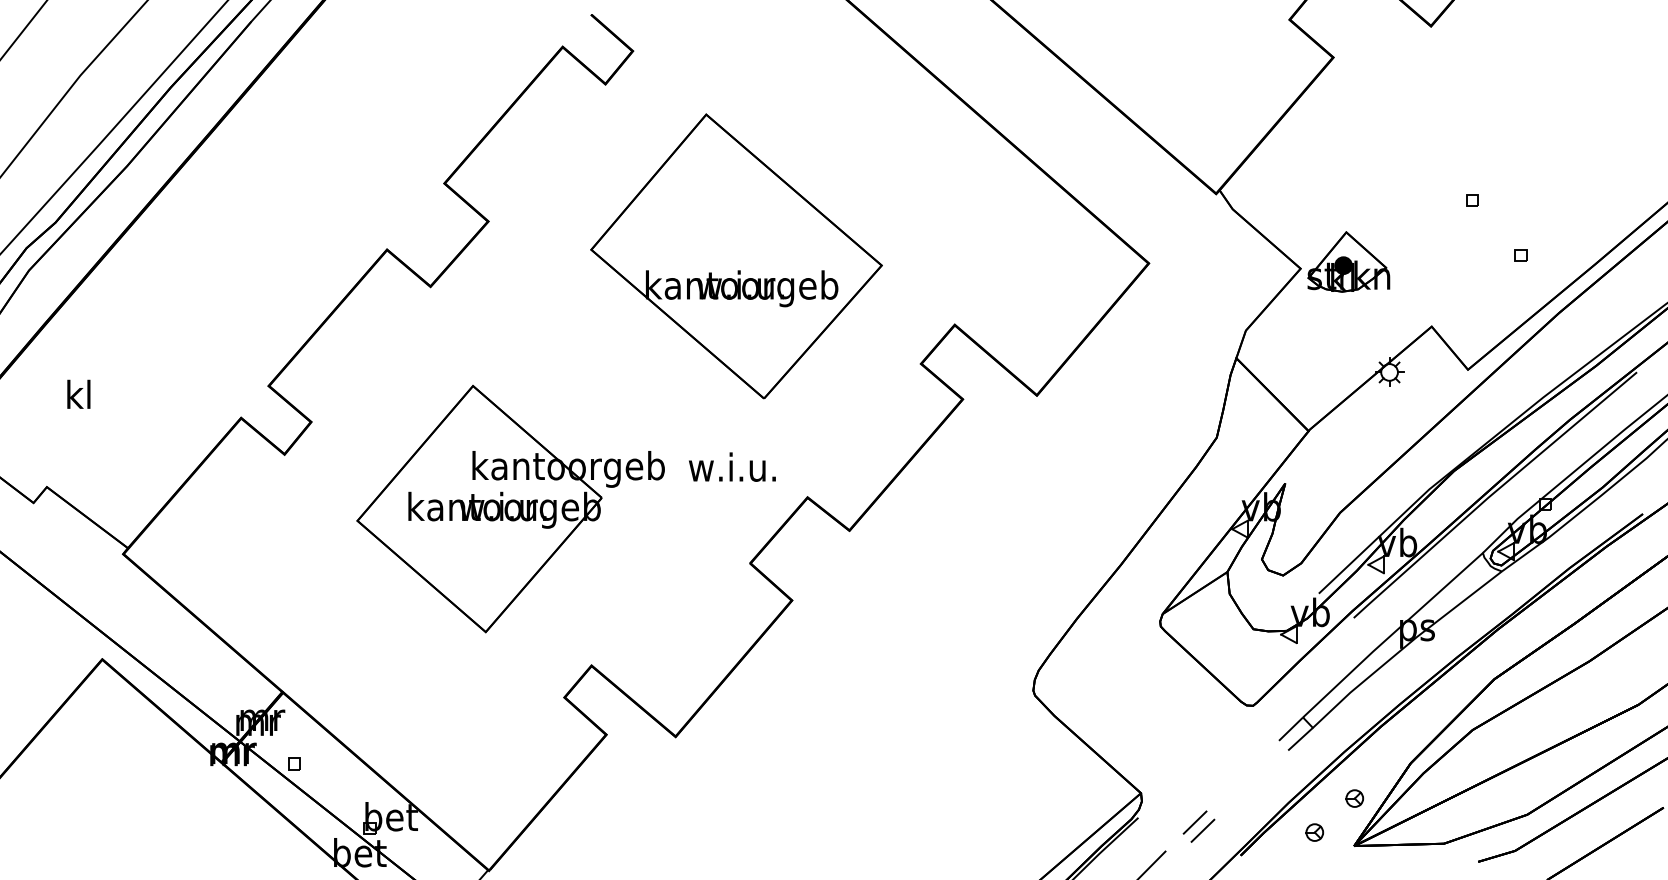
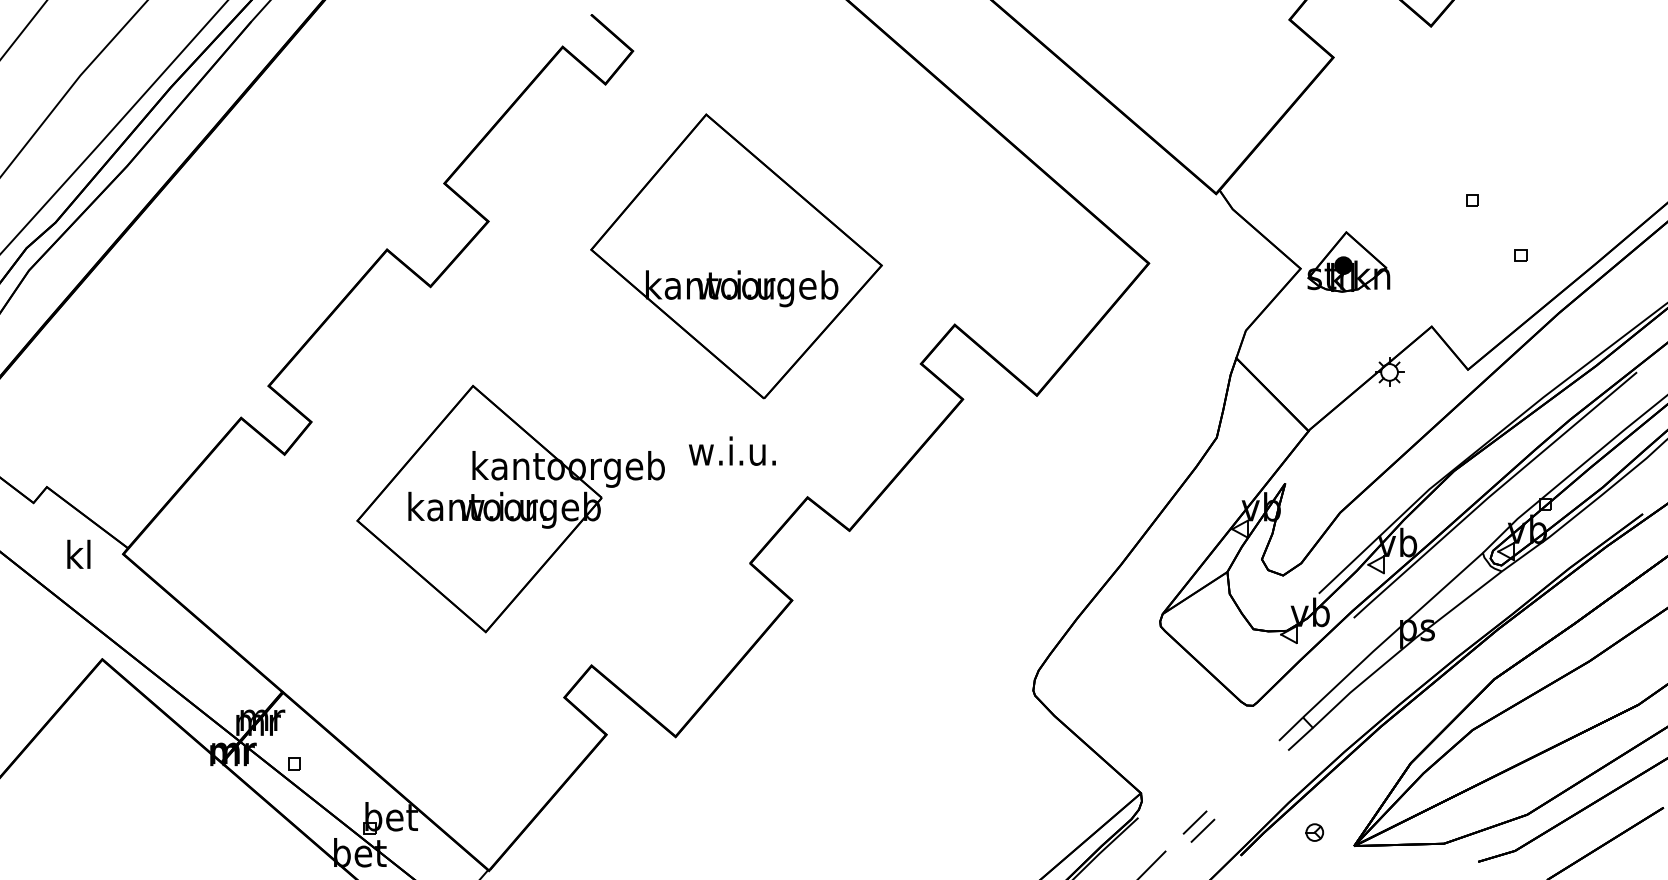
text position: (78, 393) -> (78, 553) (78, 553)
text position: (732, 466) -> (732, 450) (732, 450)
part: present -> none (1354, 798)
